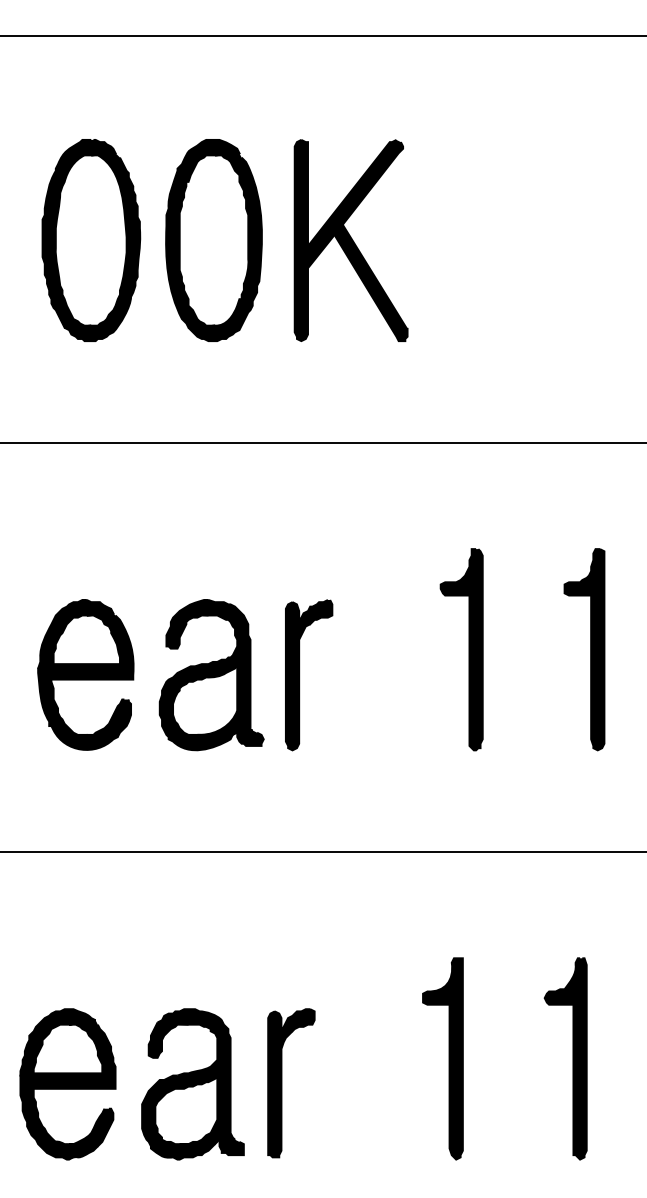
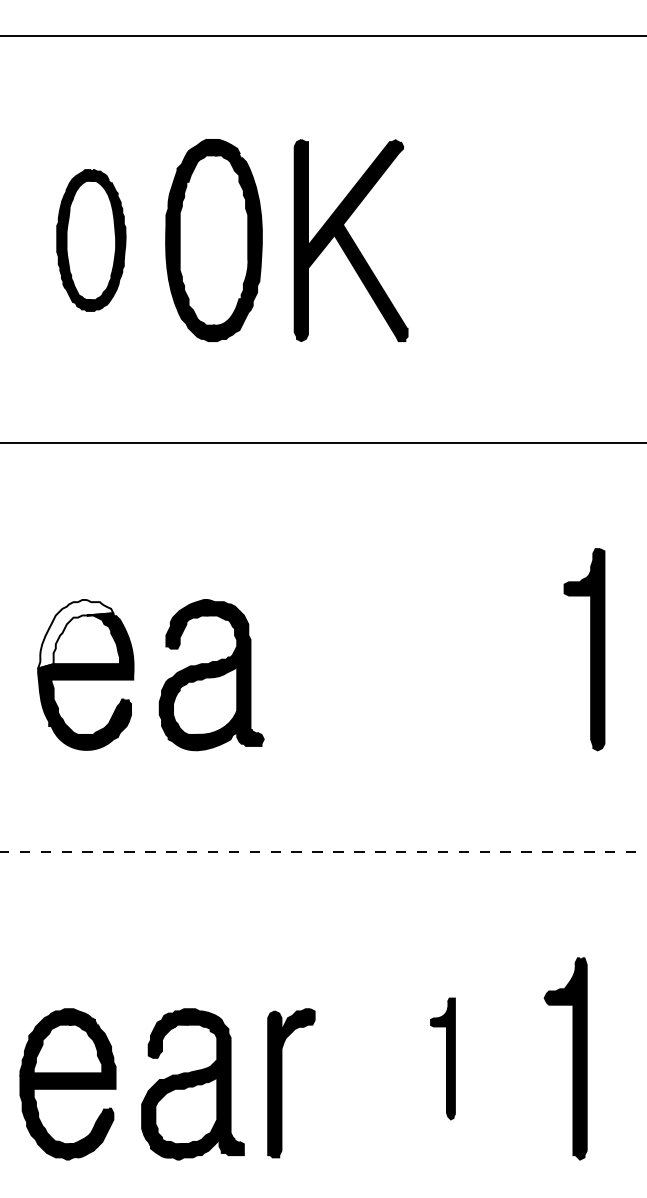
part size: 101x203 px -> 71x143 px (91, 240)
fill: present -> none (75, 633)
part: present -> none (468, 649)
part: present -> none (300, 675)
line: solid -> dashed (324, 852)
part size: 42x204 px -> 26x124 px (442, 1058)
